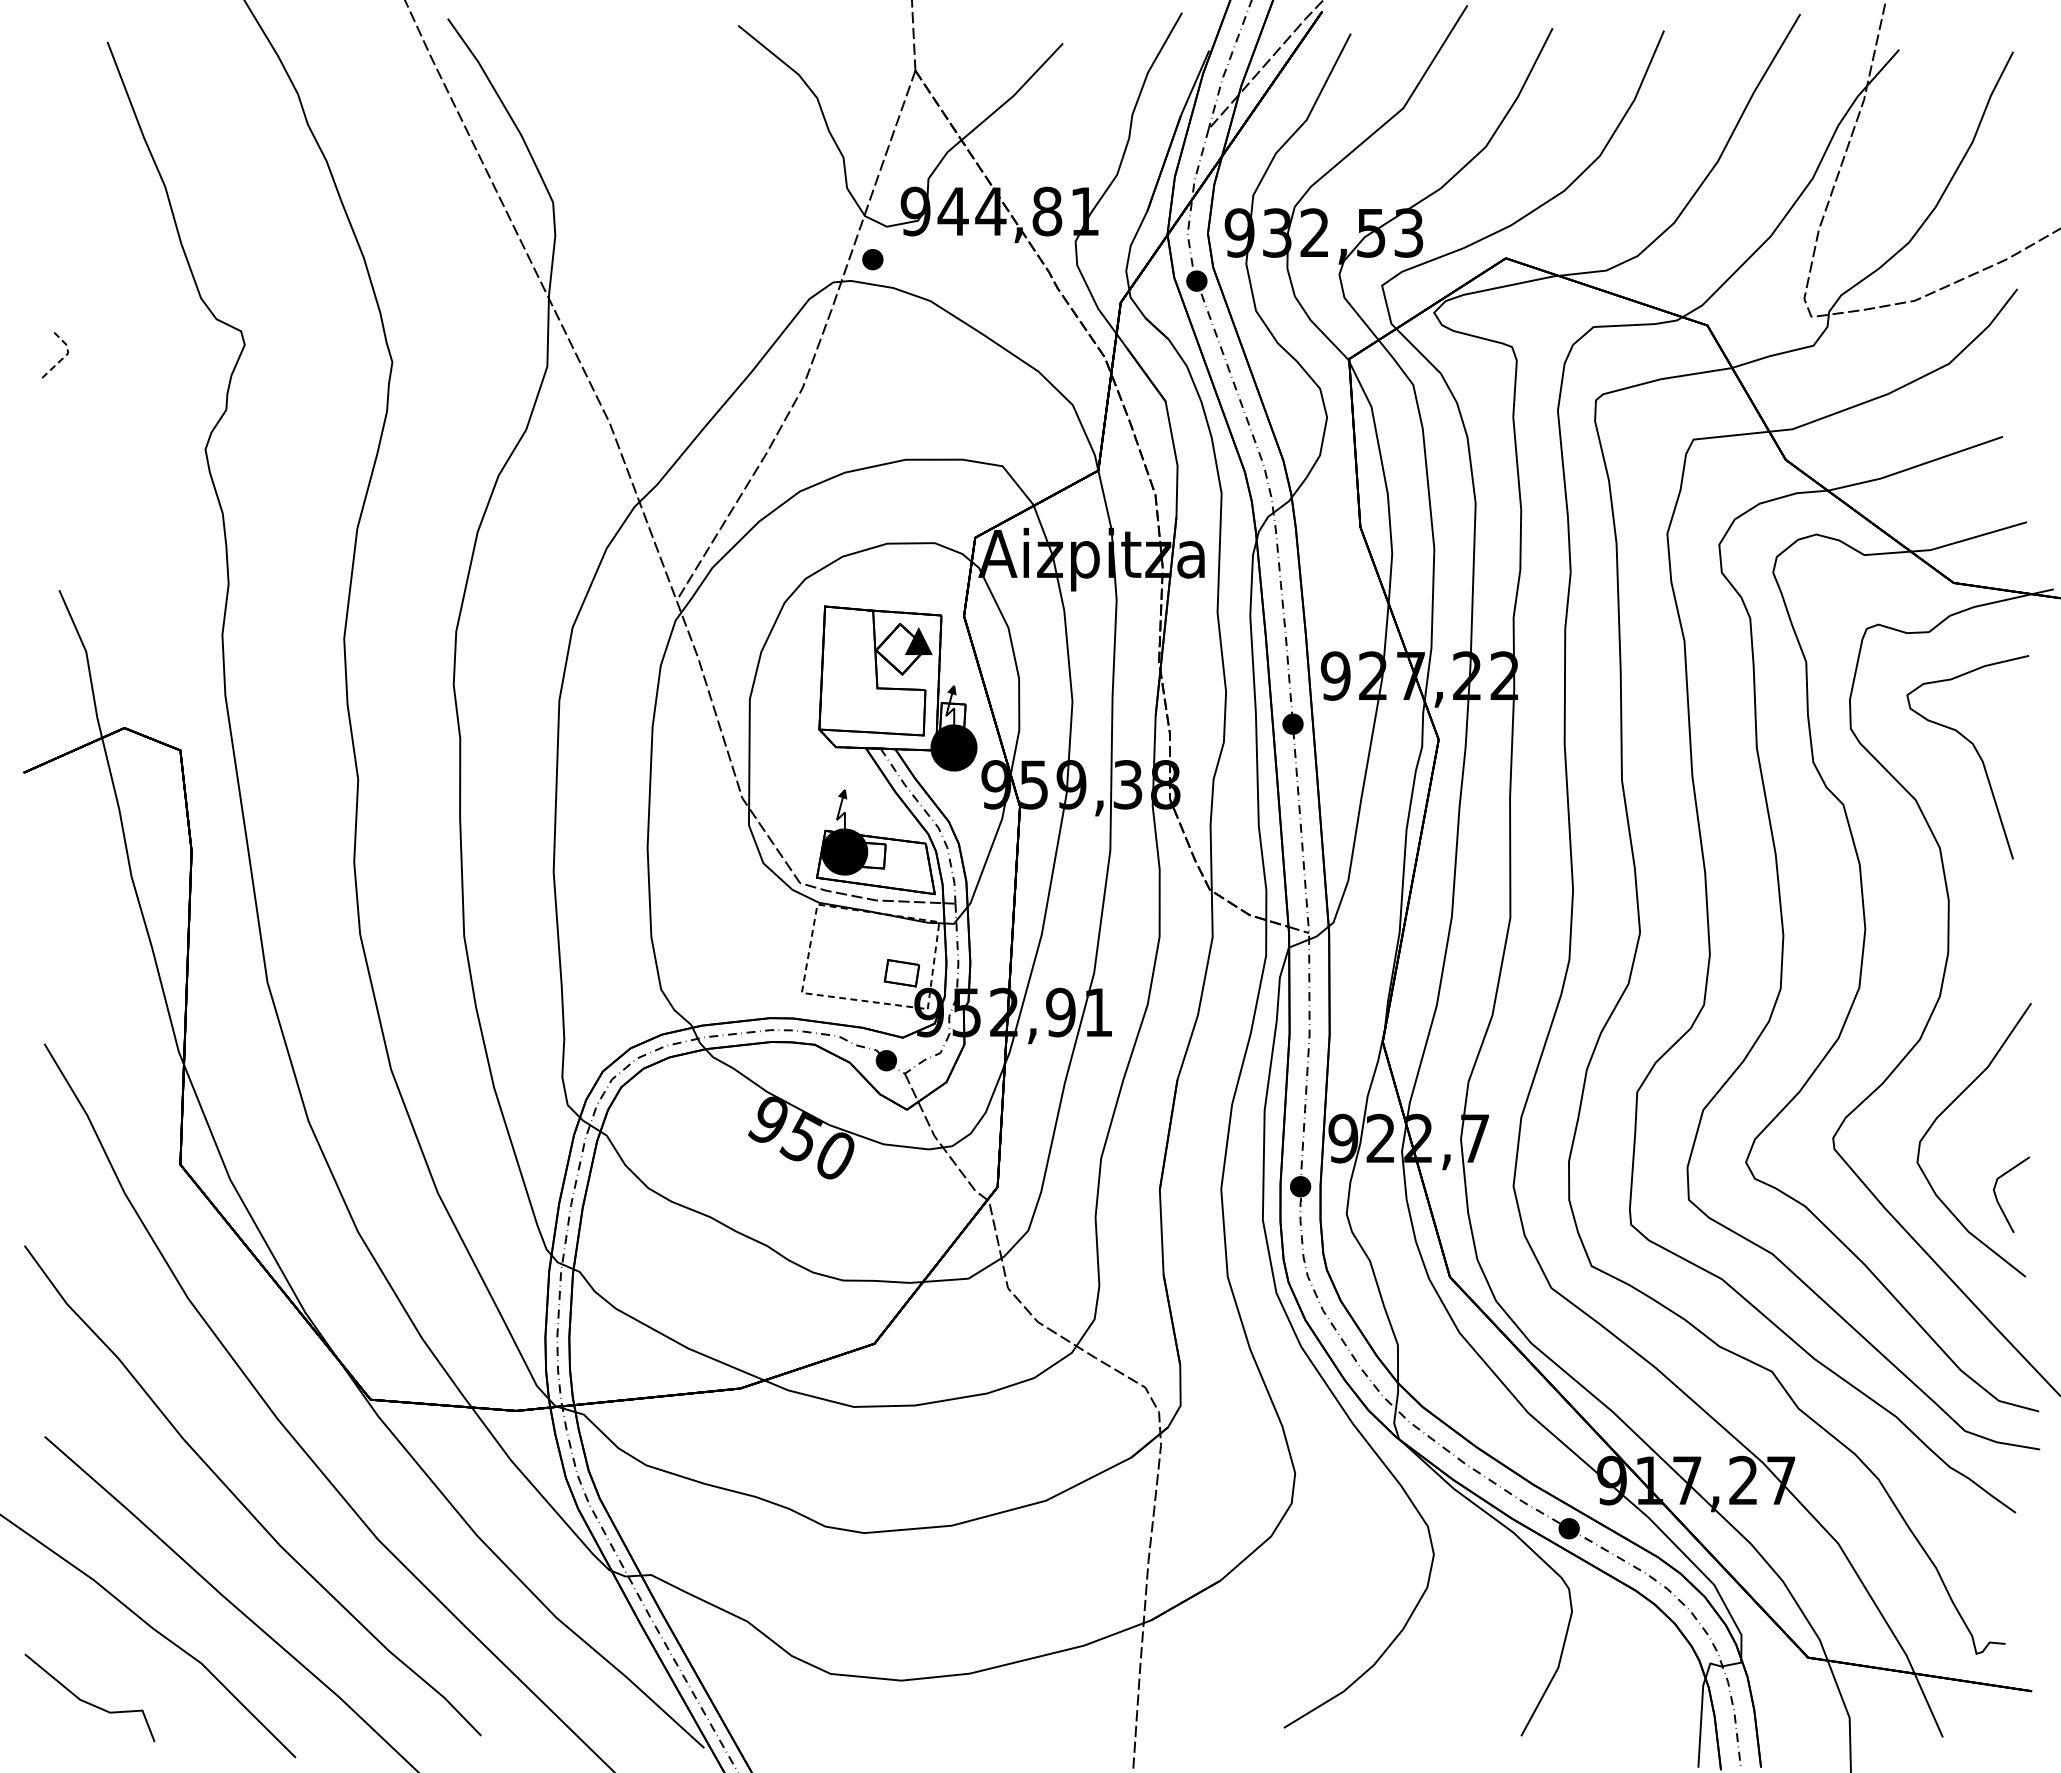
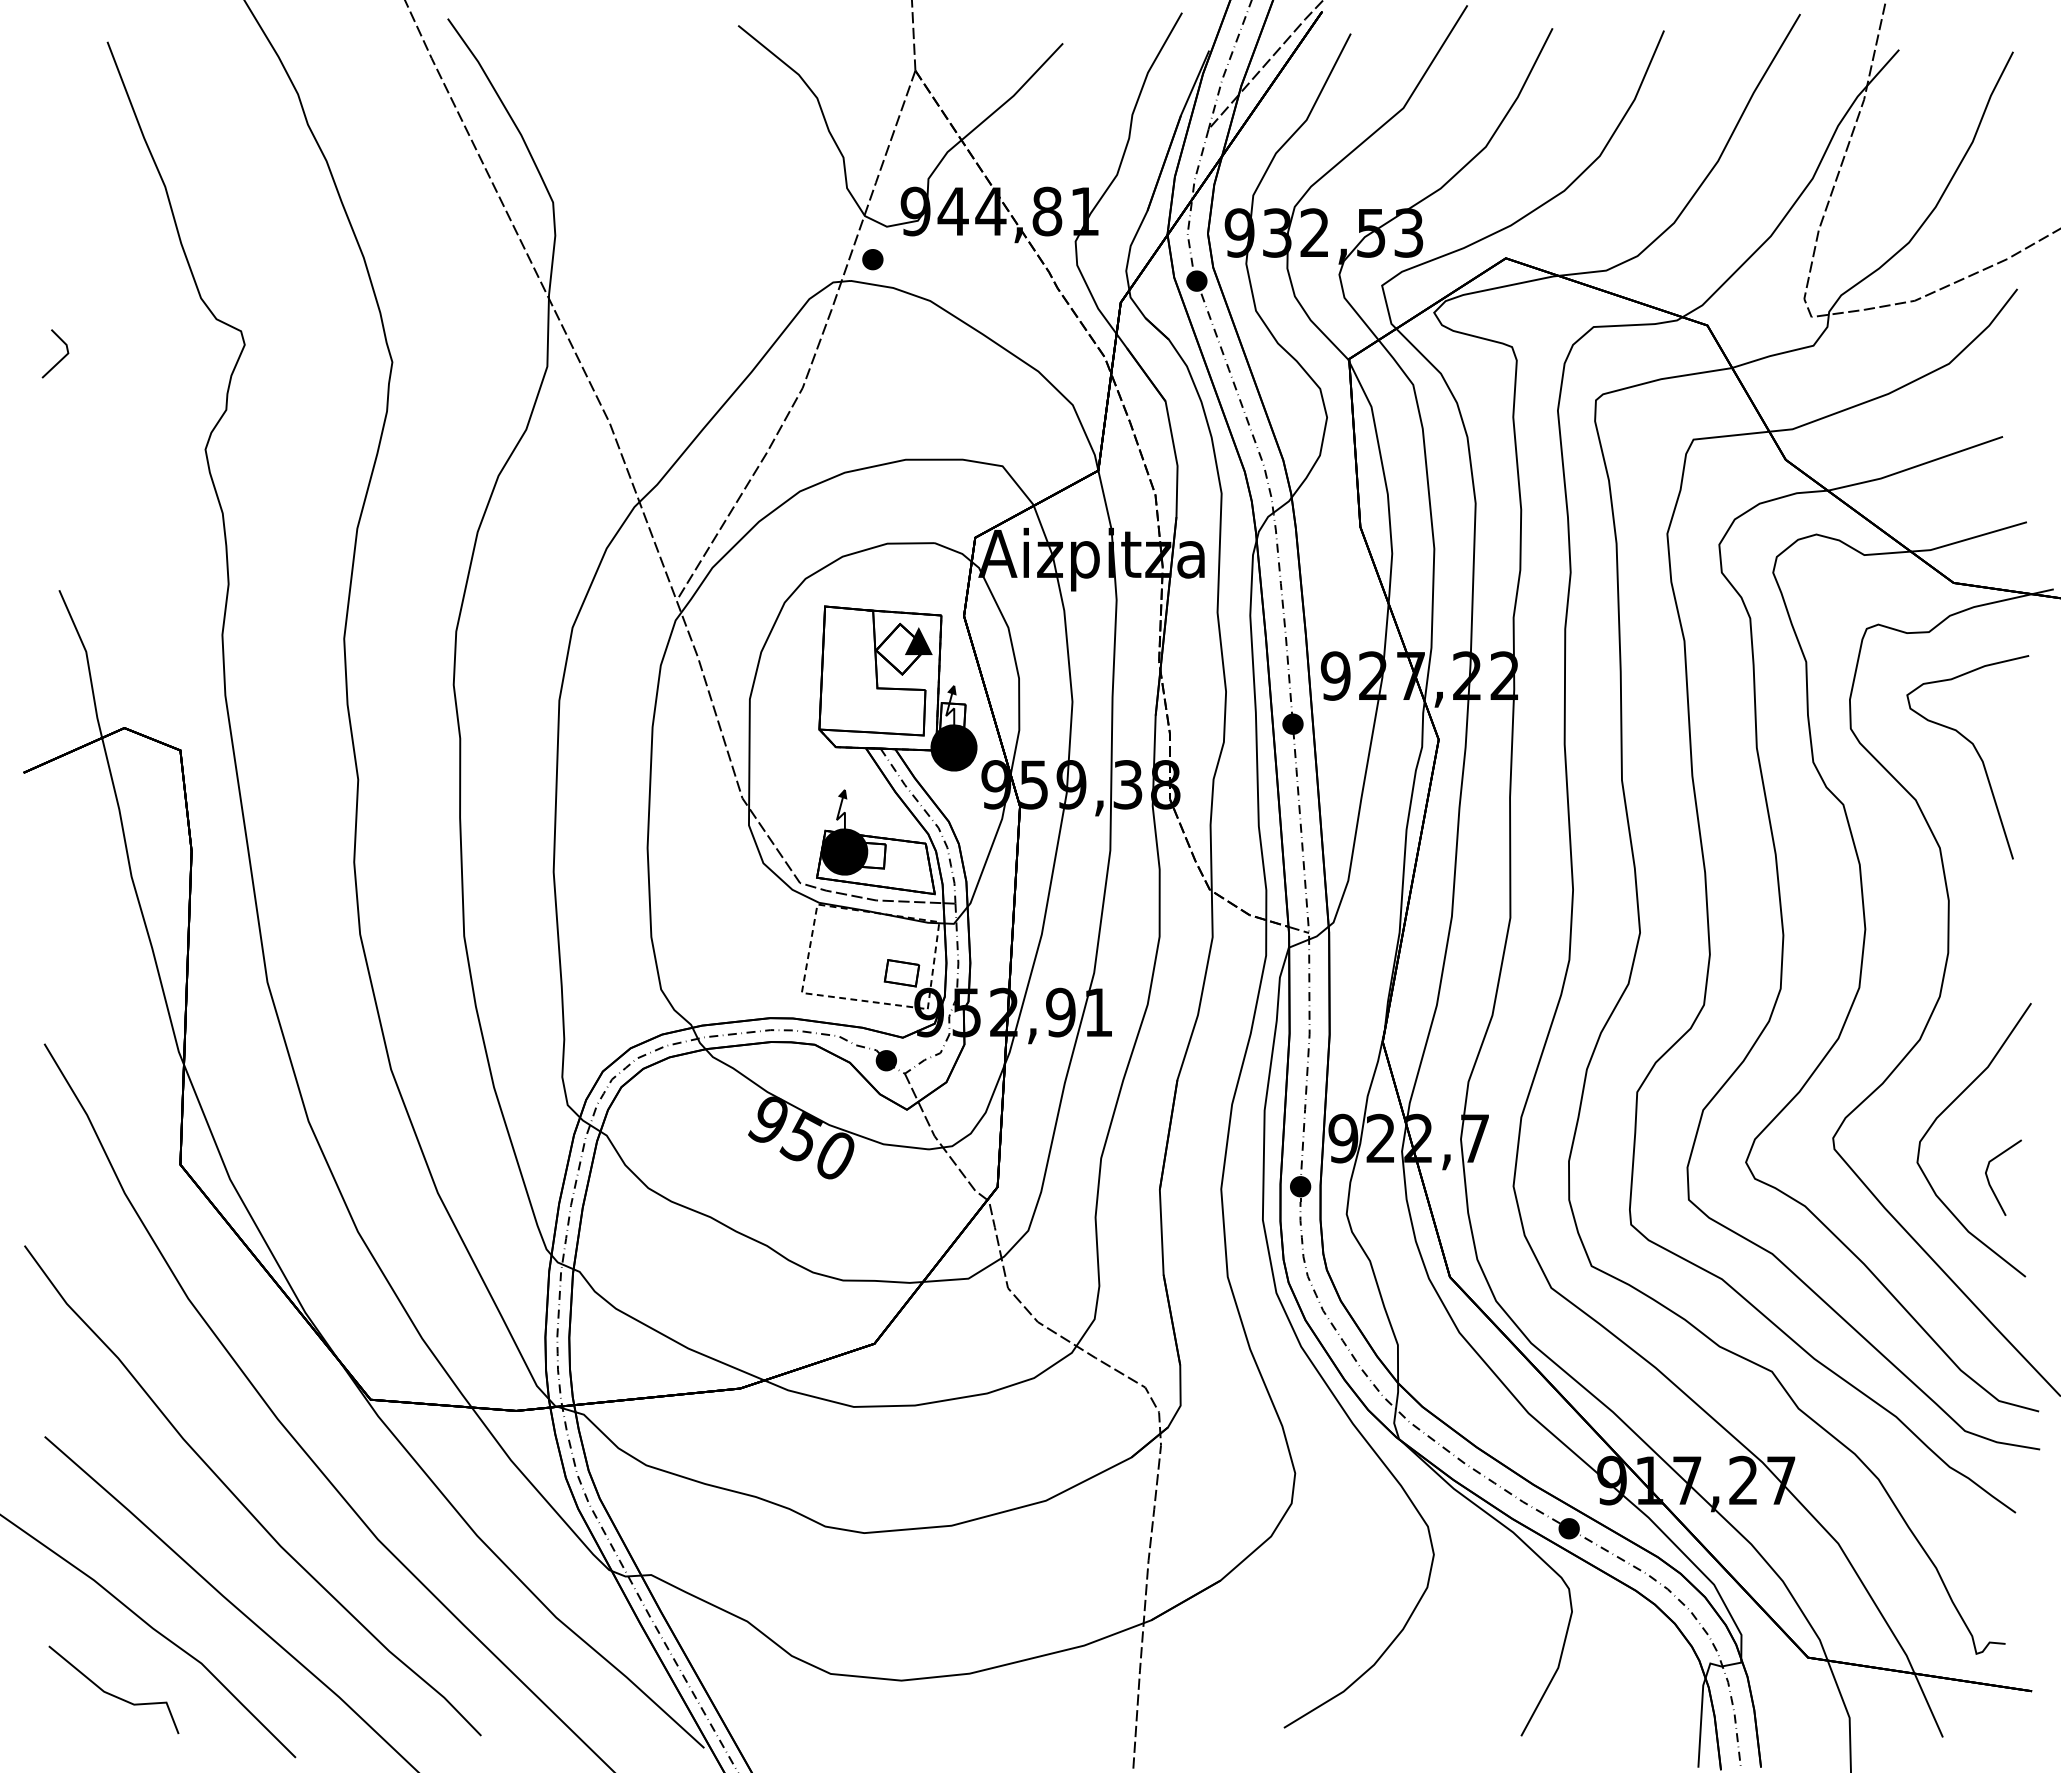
line: dashed -> solid (67, 354)
line position: (1997, 1197) -> (1989, 1180) (1989, 1180)
line position: (87, 1701) -> (111, 1693) (111, 1693)
